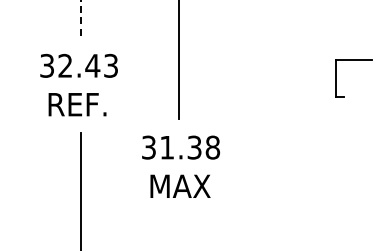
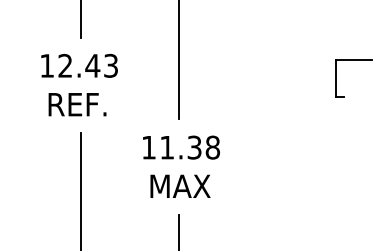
line: dashed -> solid (80, 19)
text: 32.43 -> 12.43 (46, 65)
text: 31.38 -> 11.38 (148, 147)
line: none -> present (178, 230)
